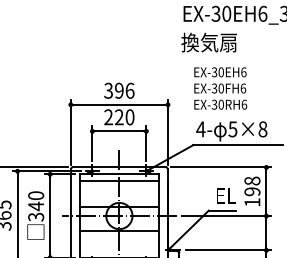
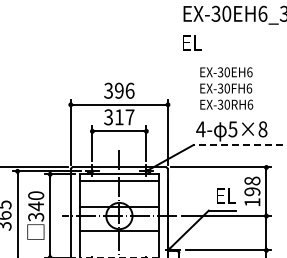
text: 換気扇 -> EL (208, 42)
text position: (220, 88) -> (226, 88) (226, 88)
text: 220 -> 317 (119, 117)
line: solid -> dashed (238, 145)
line: solid -> dashed (118, 257)
